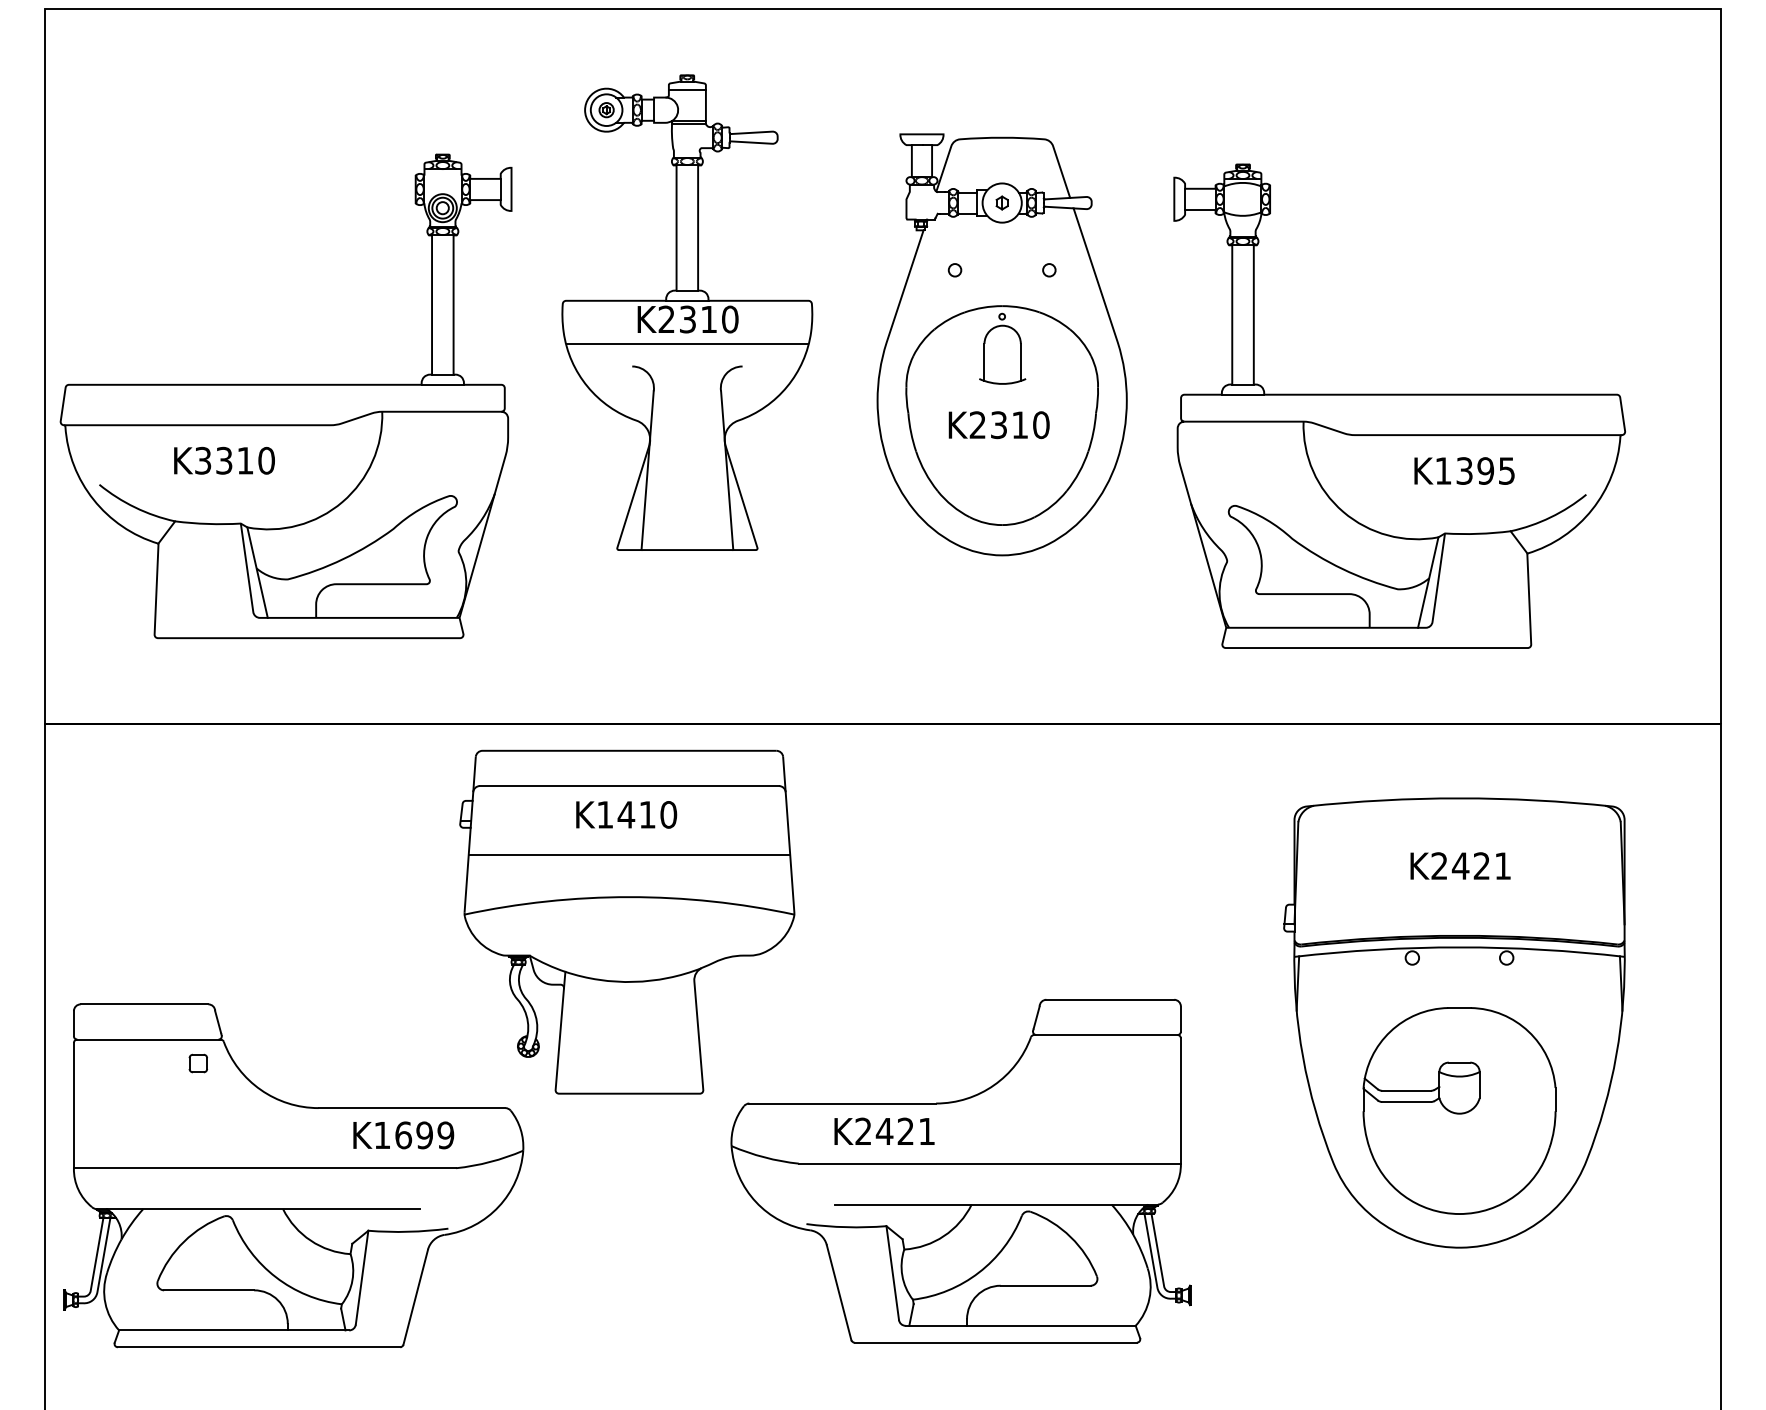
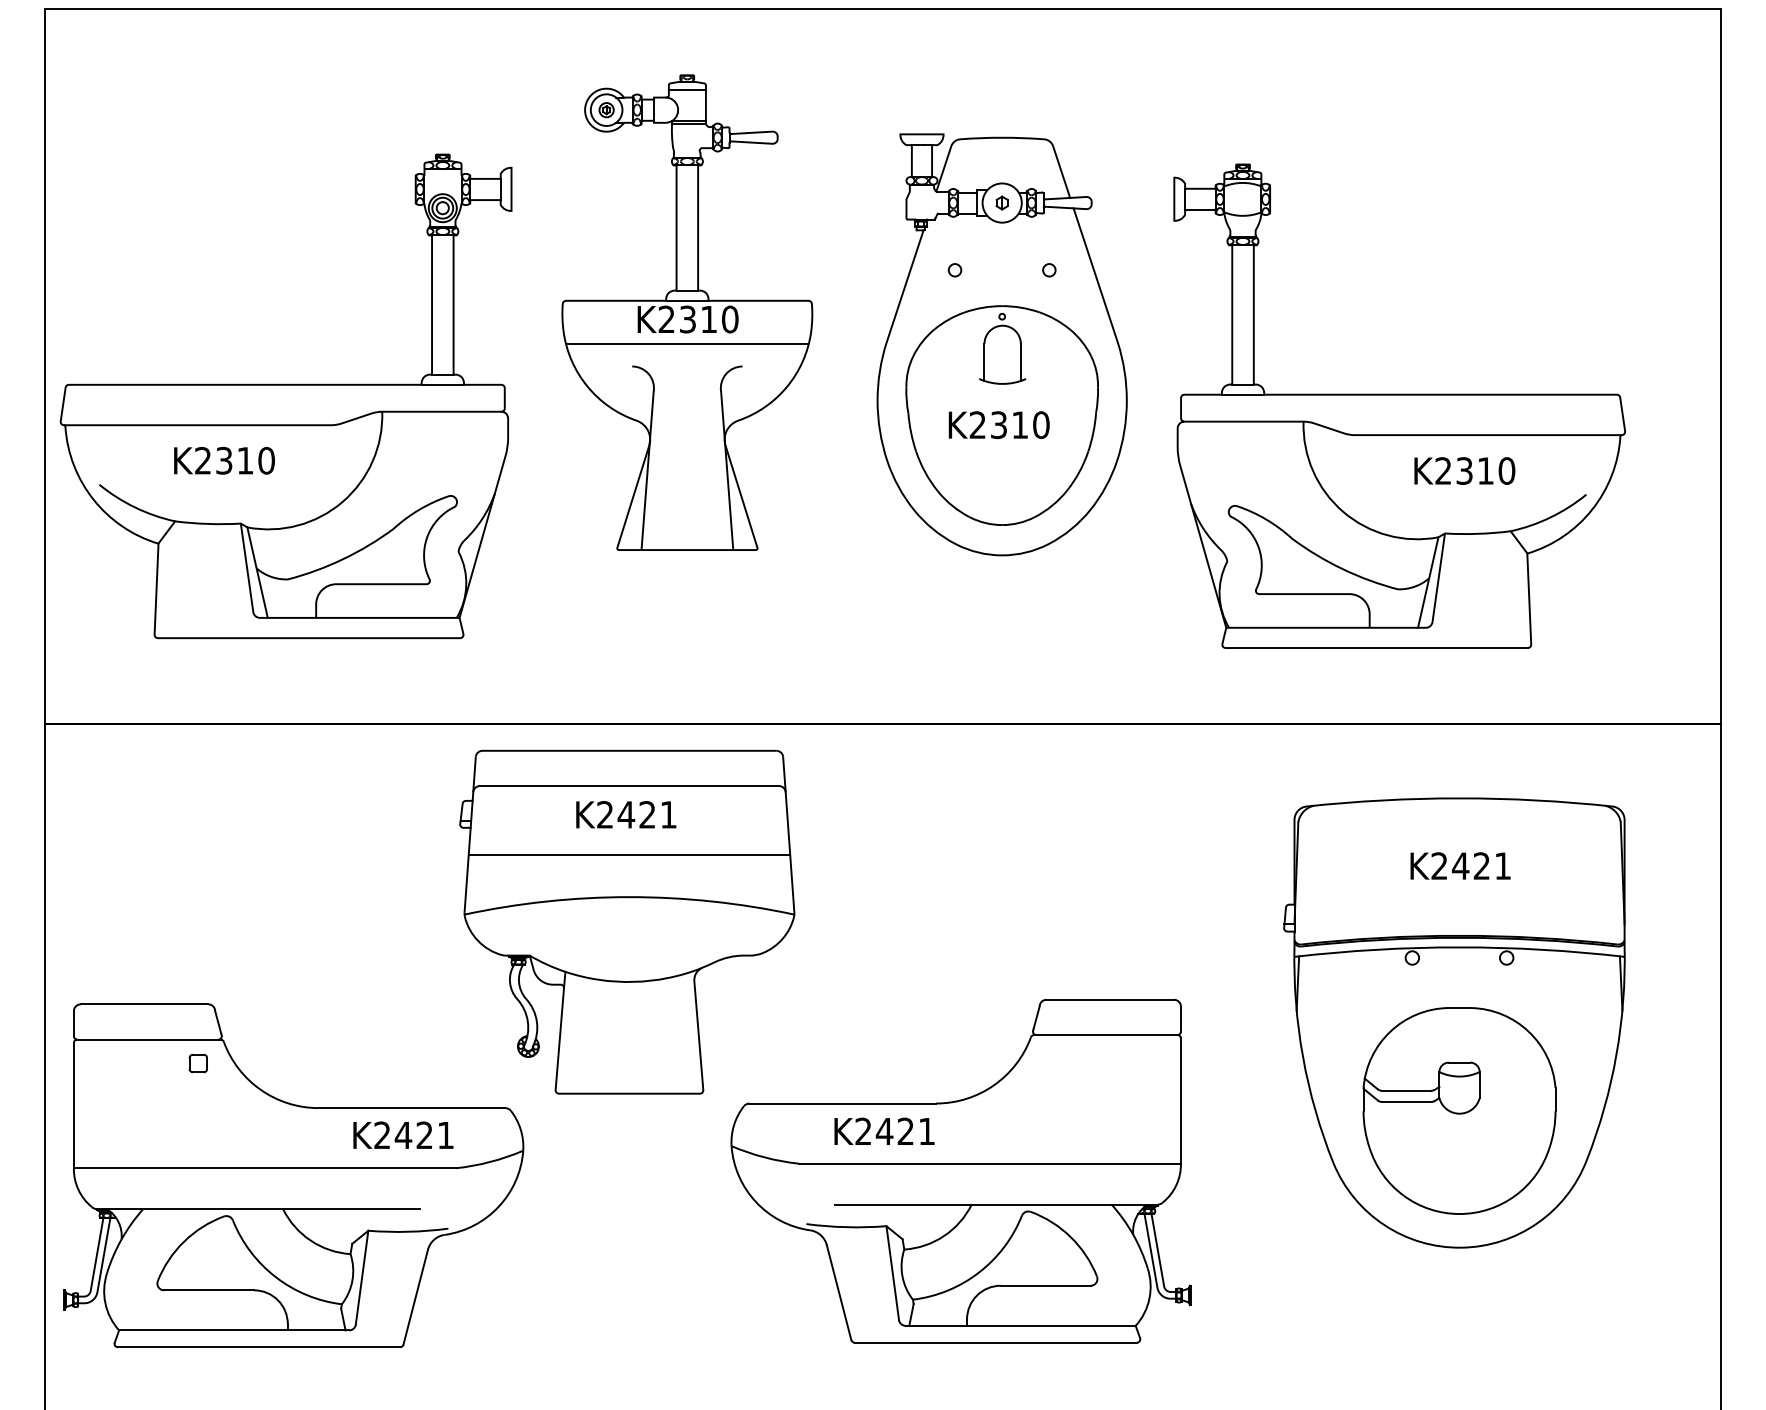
text: K3310 -> K2310 (203, 460)
text: K1395 -> K2310 (1475, 470)
text: K1410 -> K2421 (637, 814)
text: K1699 -> K2421 (414, 1135)
